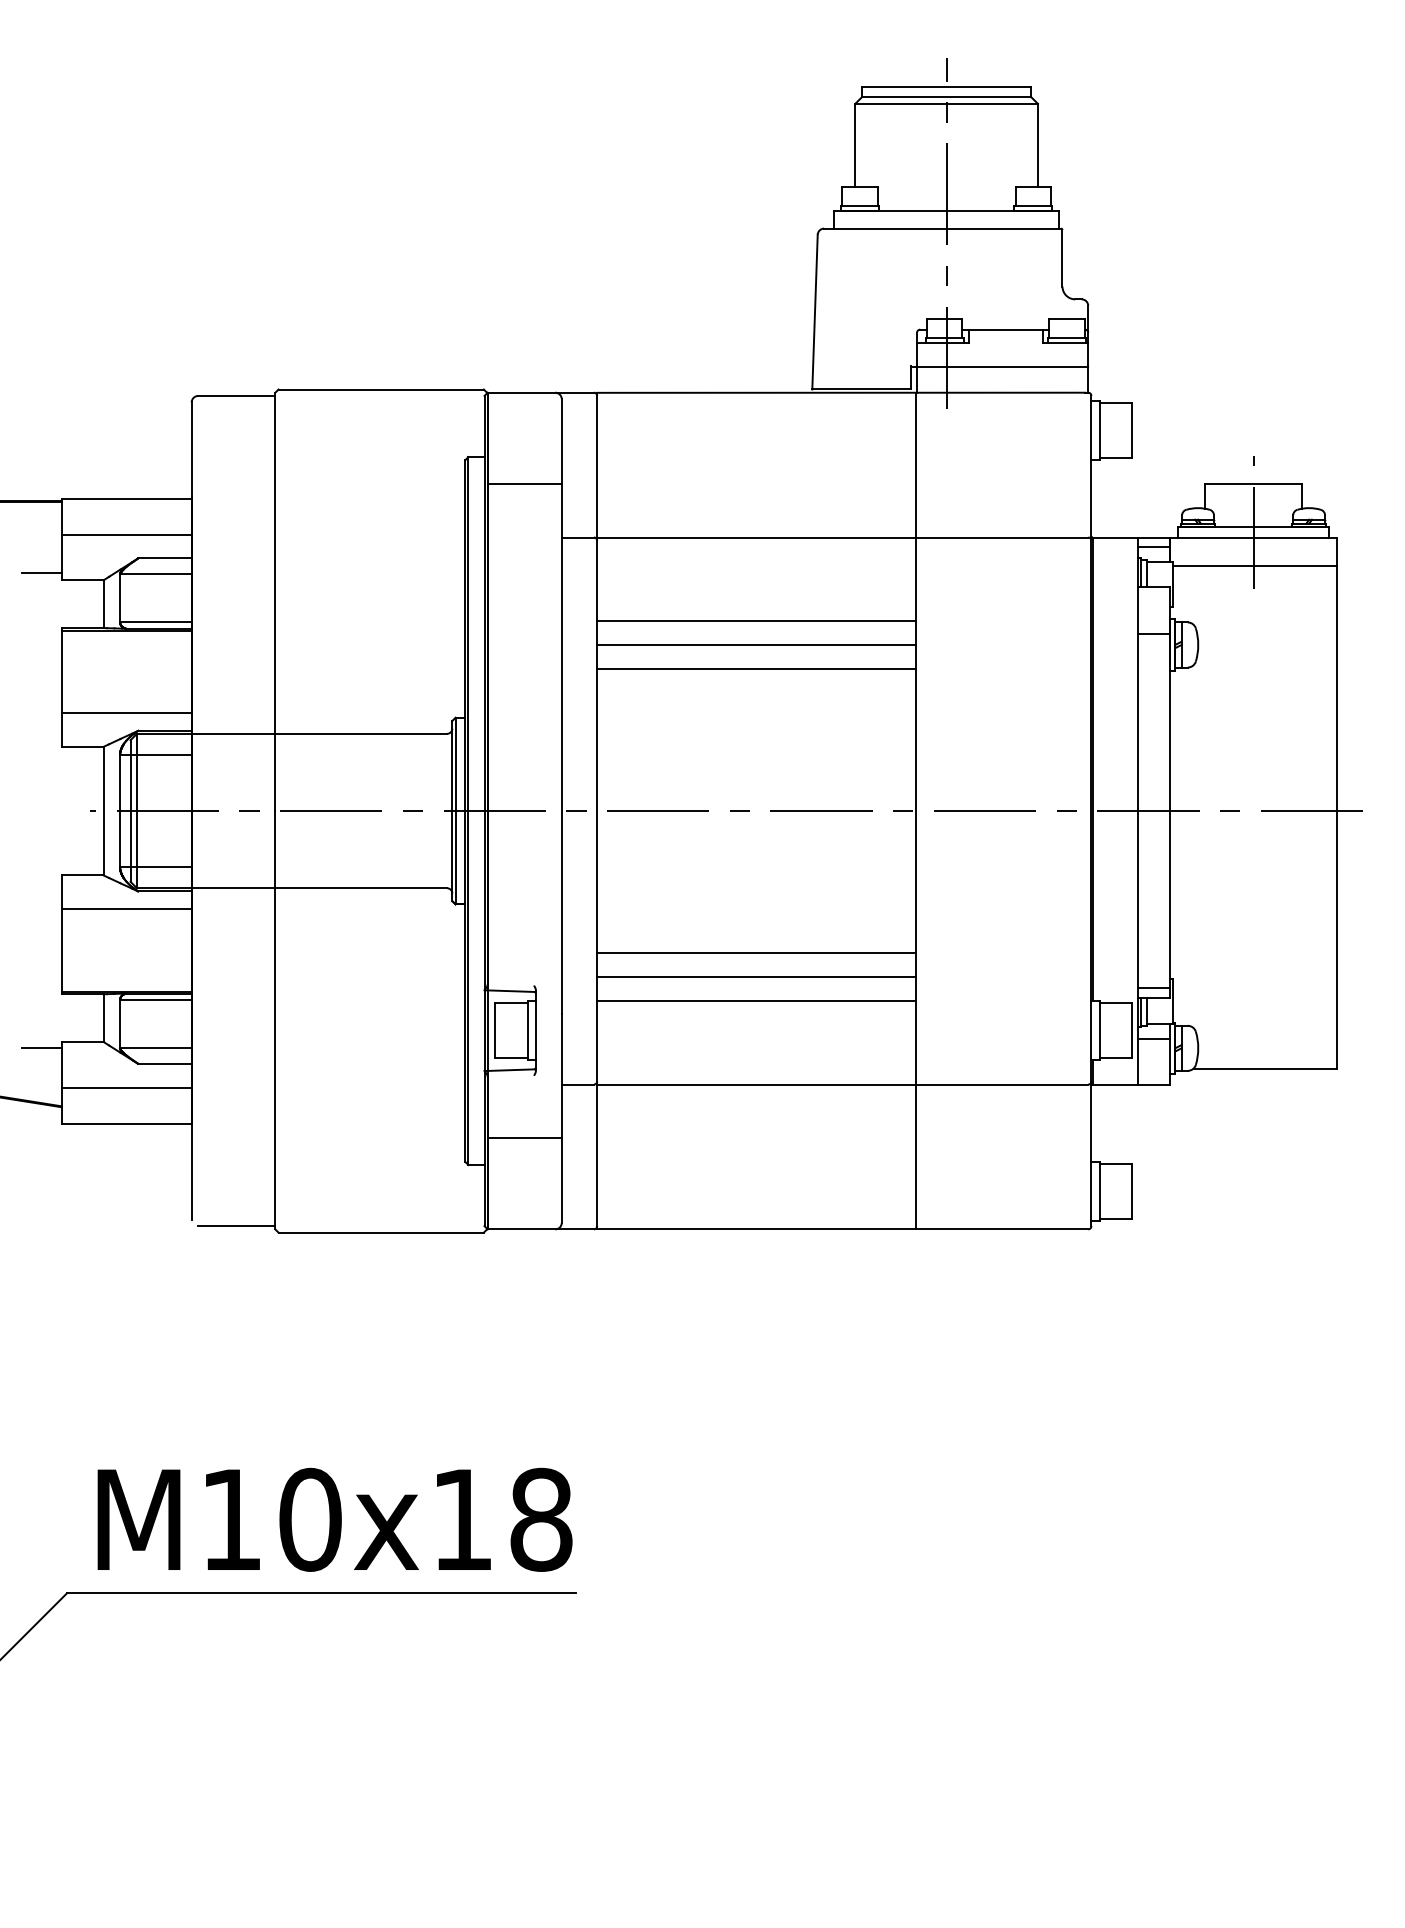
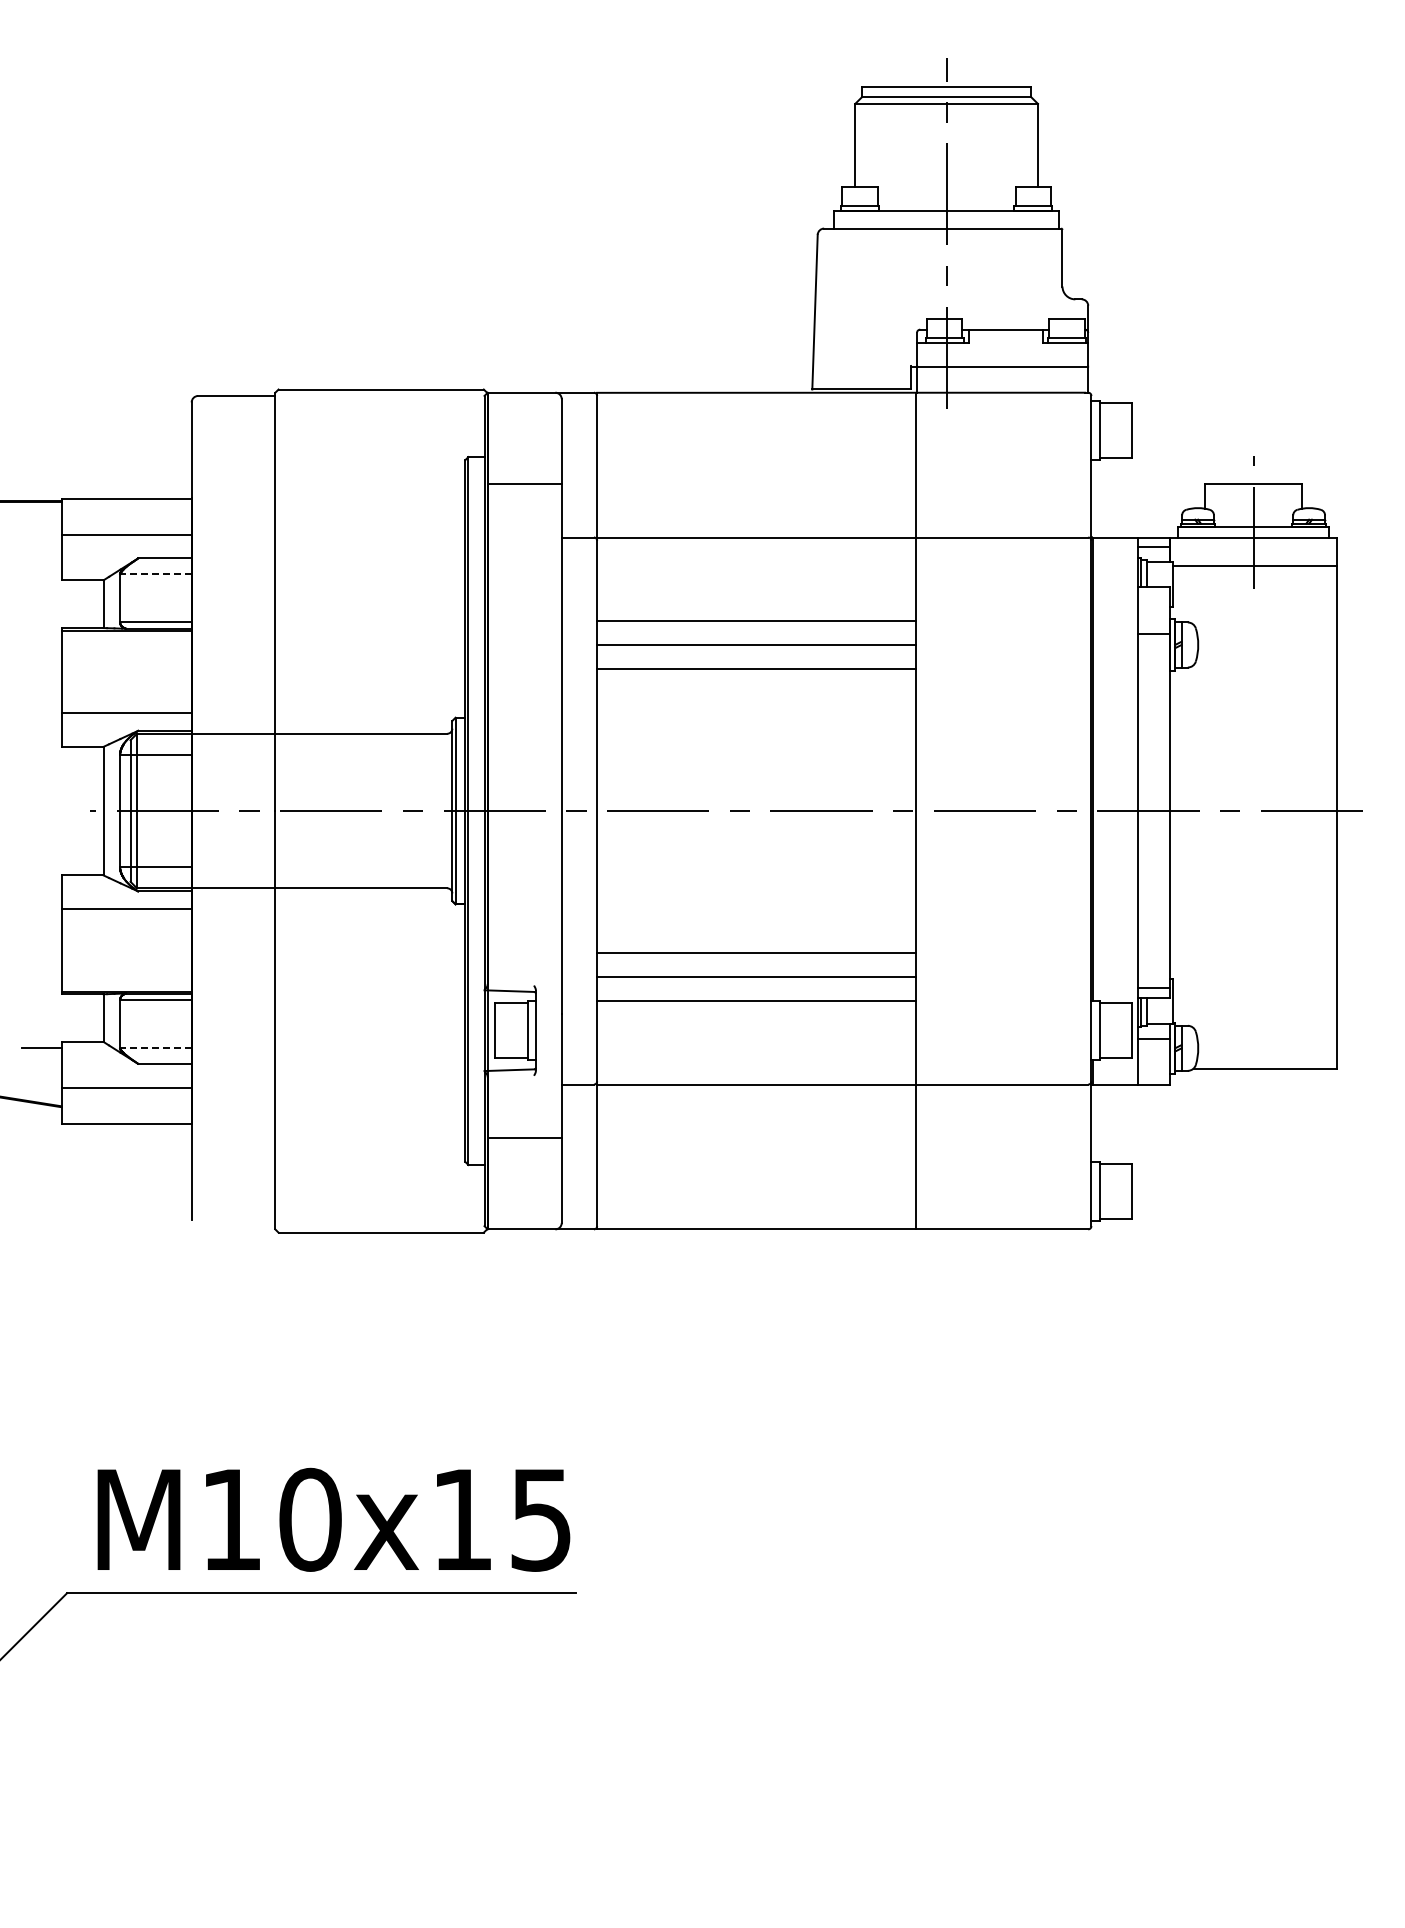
line: present -> none (41, 573)
line: solid -> dashed (155, 574)
line: solid -> dashed (155, 1048)
line: present -> none (236, 1226)
text: M10x18 -> M10x15 (541, 1519)
